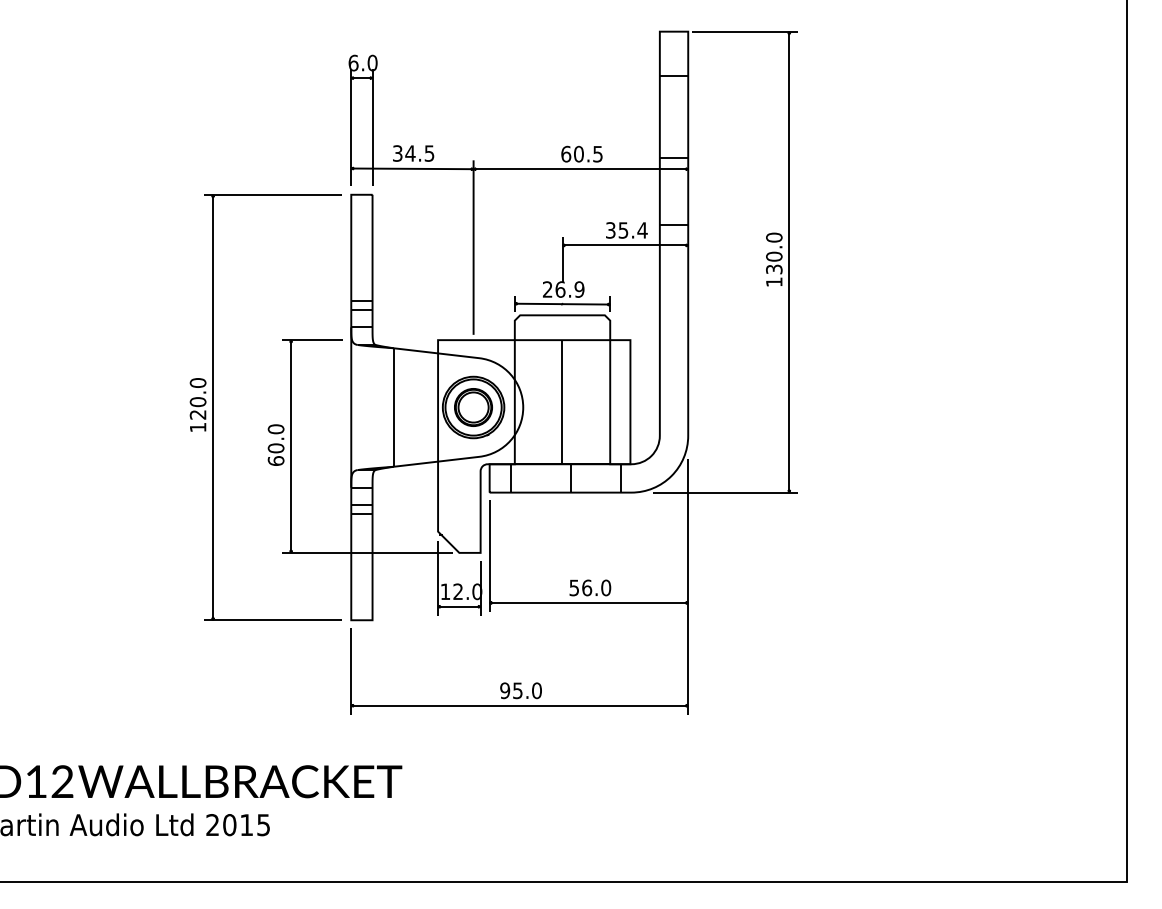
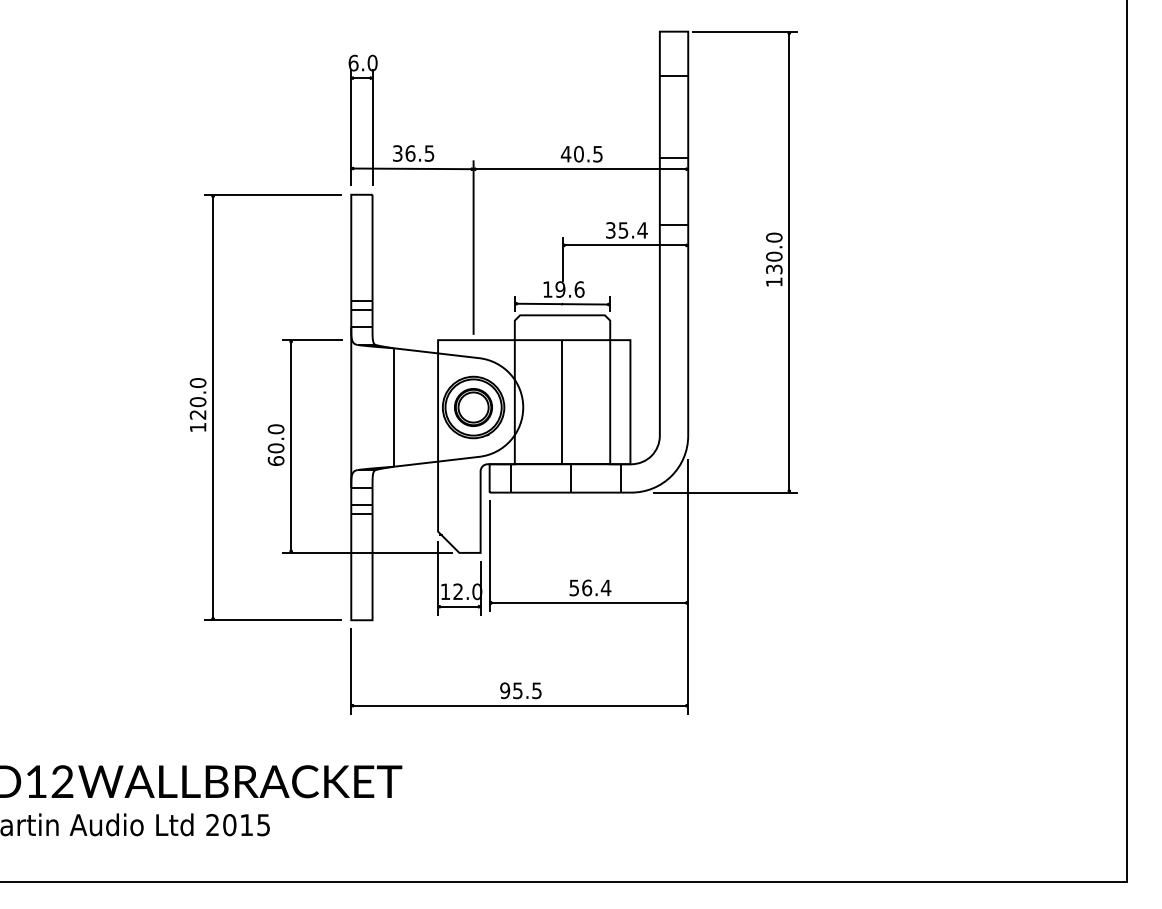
text: 34.5 -> 36.5 (410, 153)
text: 60.5 -> 40.5 (565, 153)
text: 26.9 -> 19.6 (563, 289)
text: 56.0 -> 56.4 (605, 587)
text: 95.0 -> 95.5 (536, 690)
